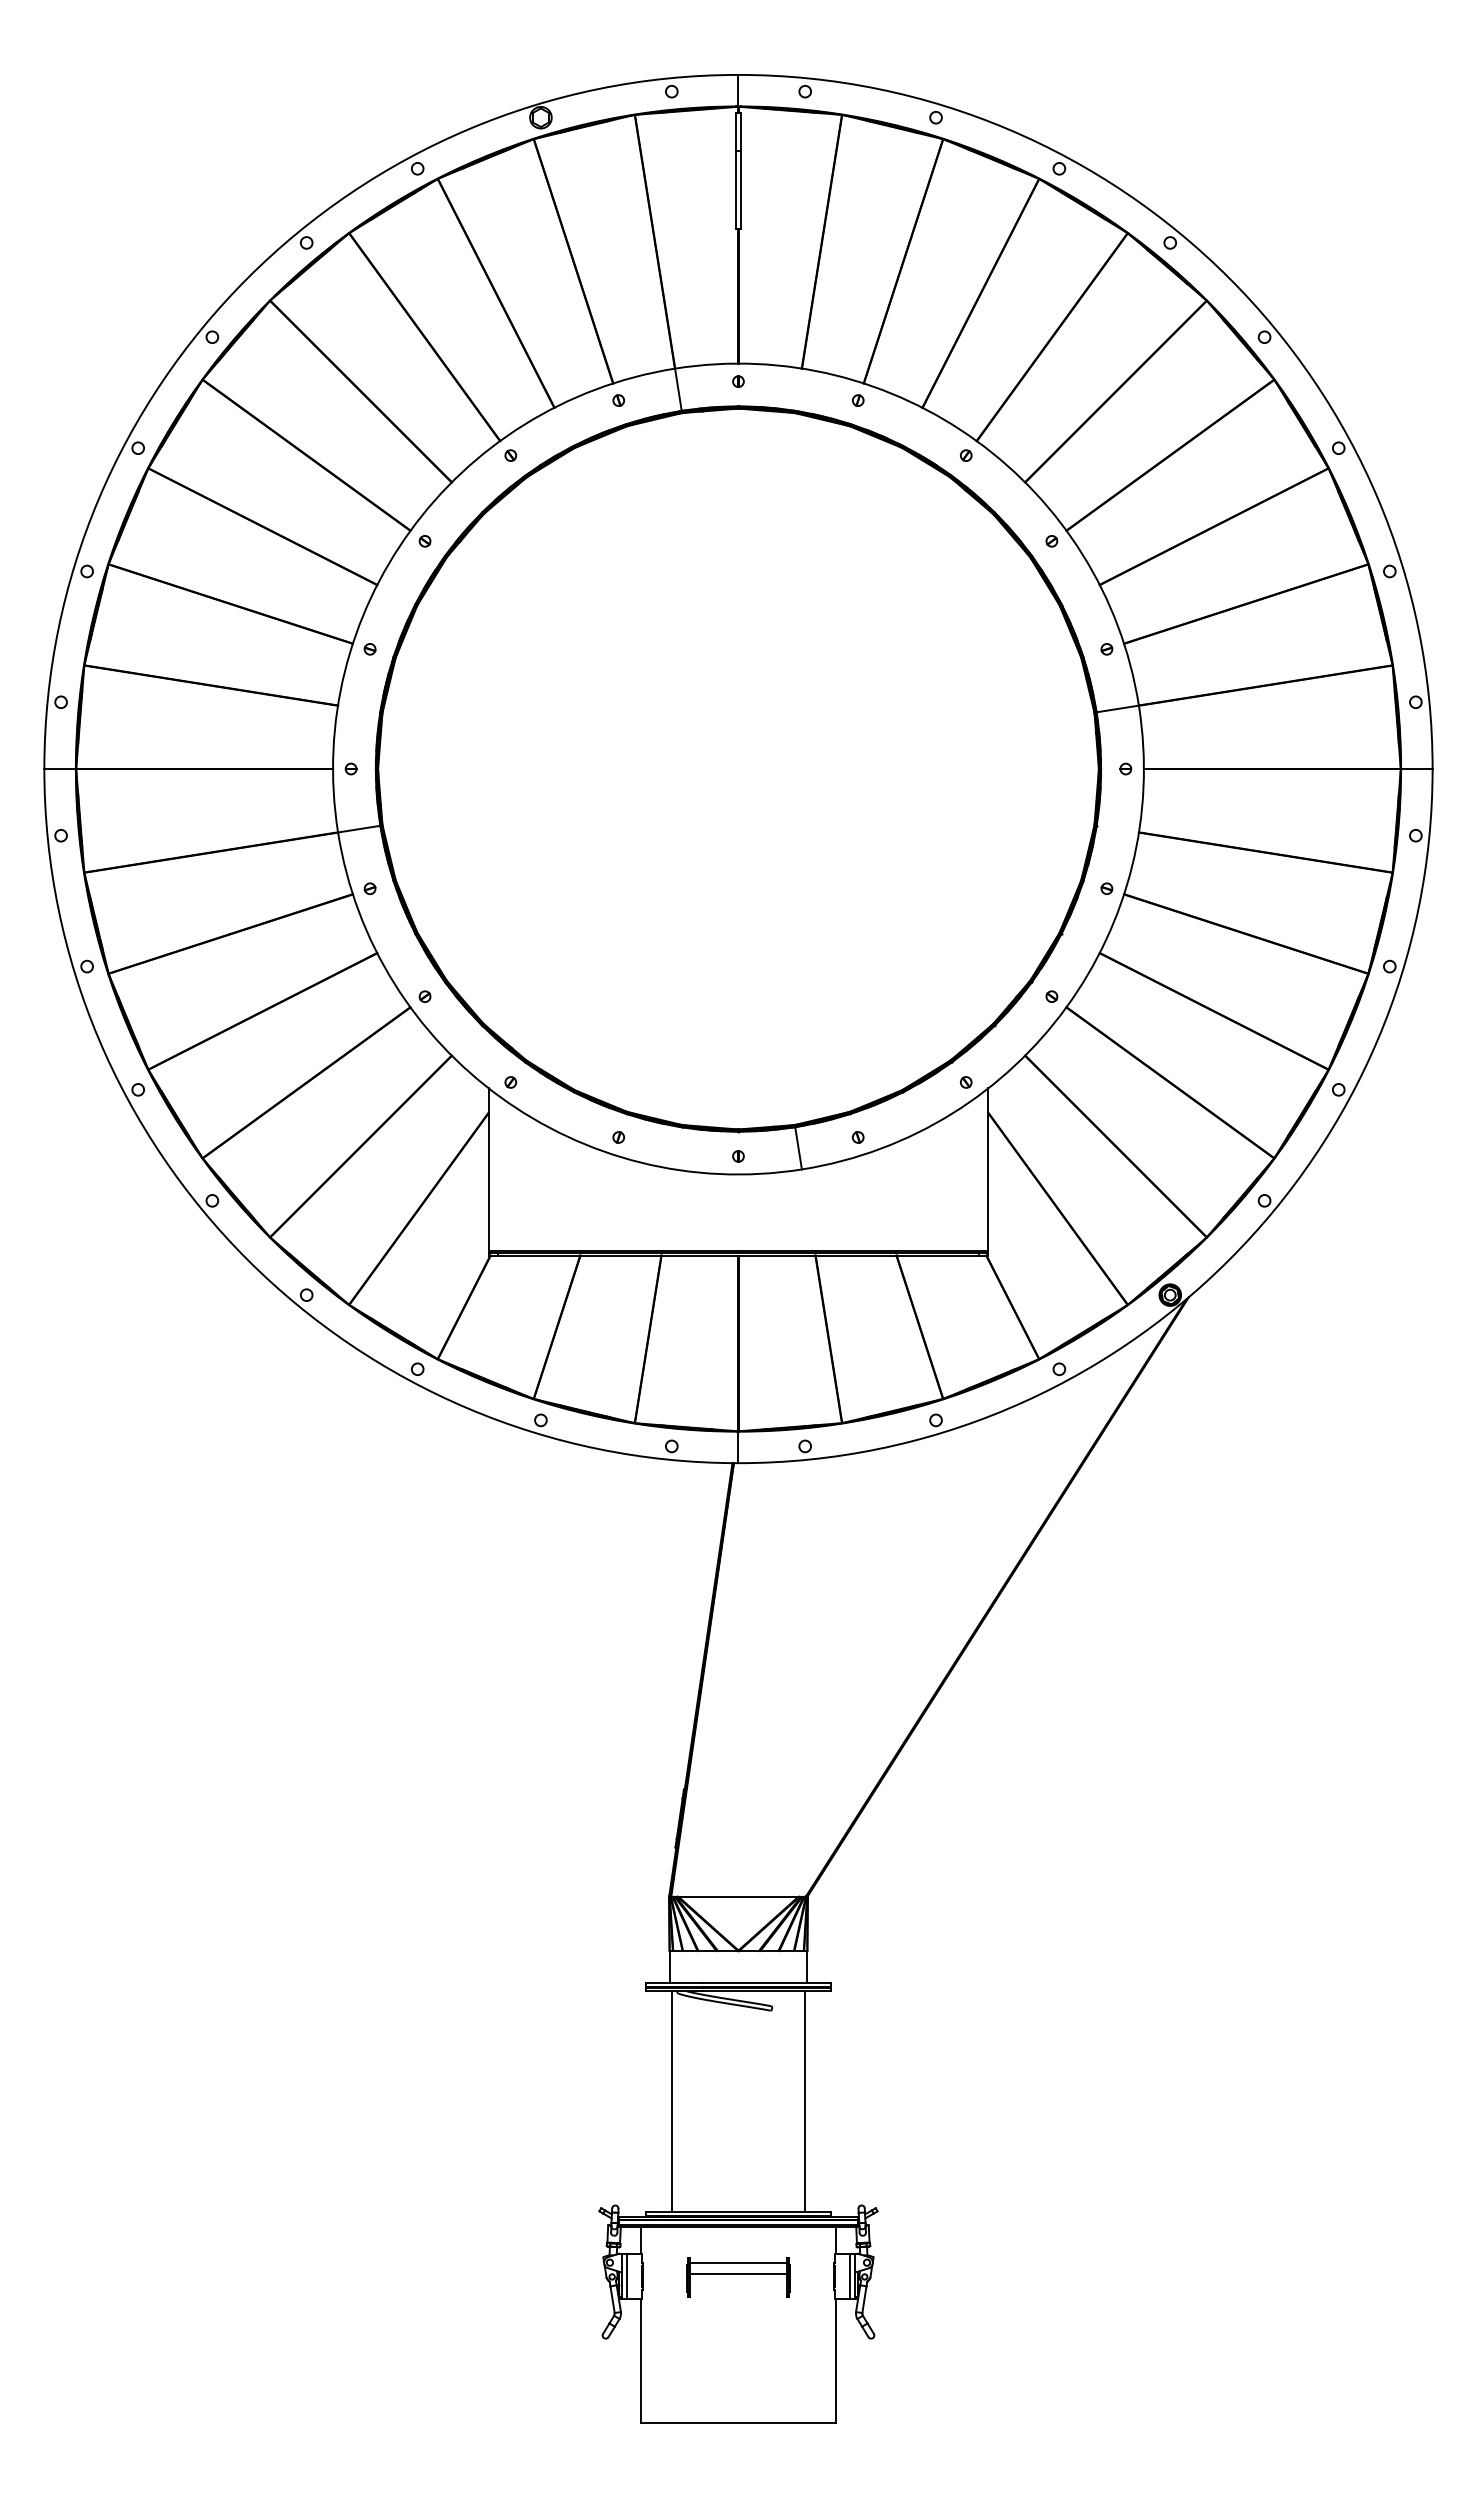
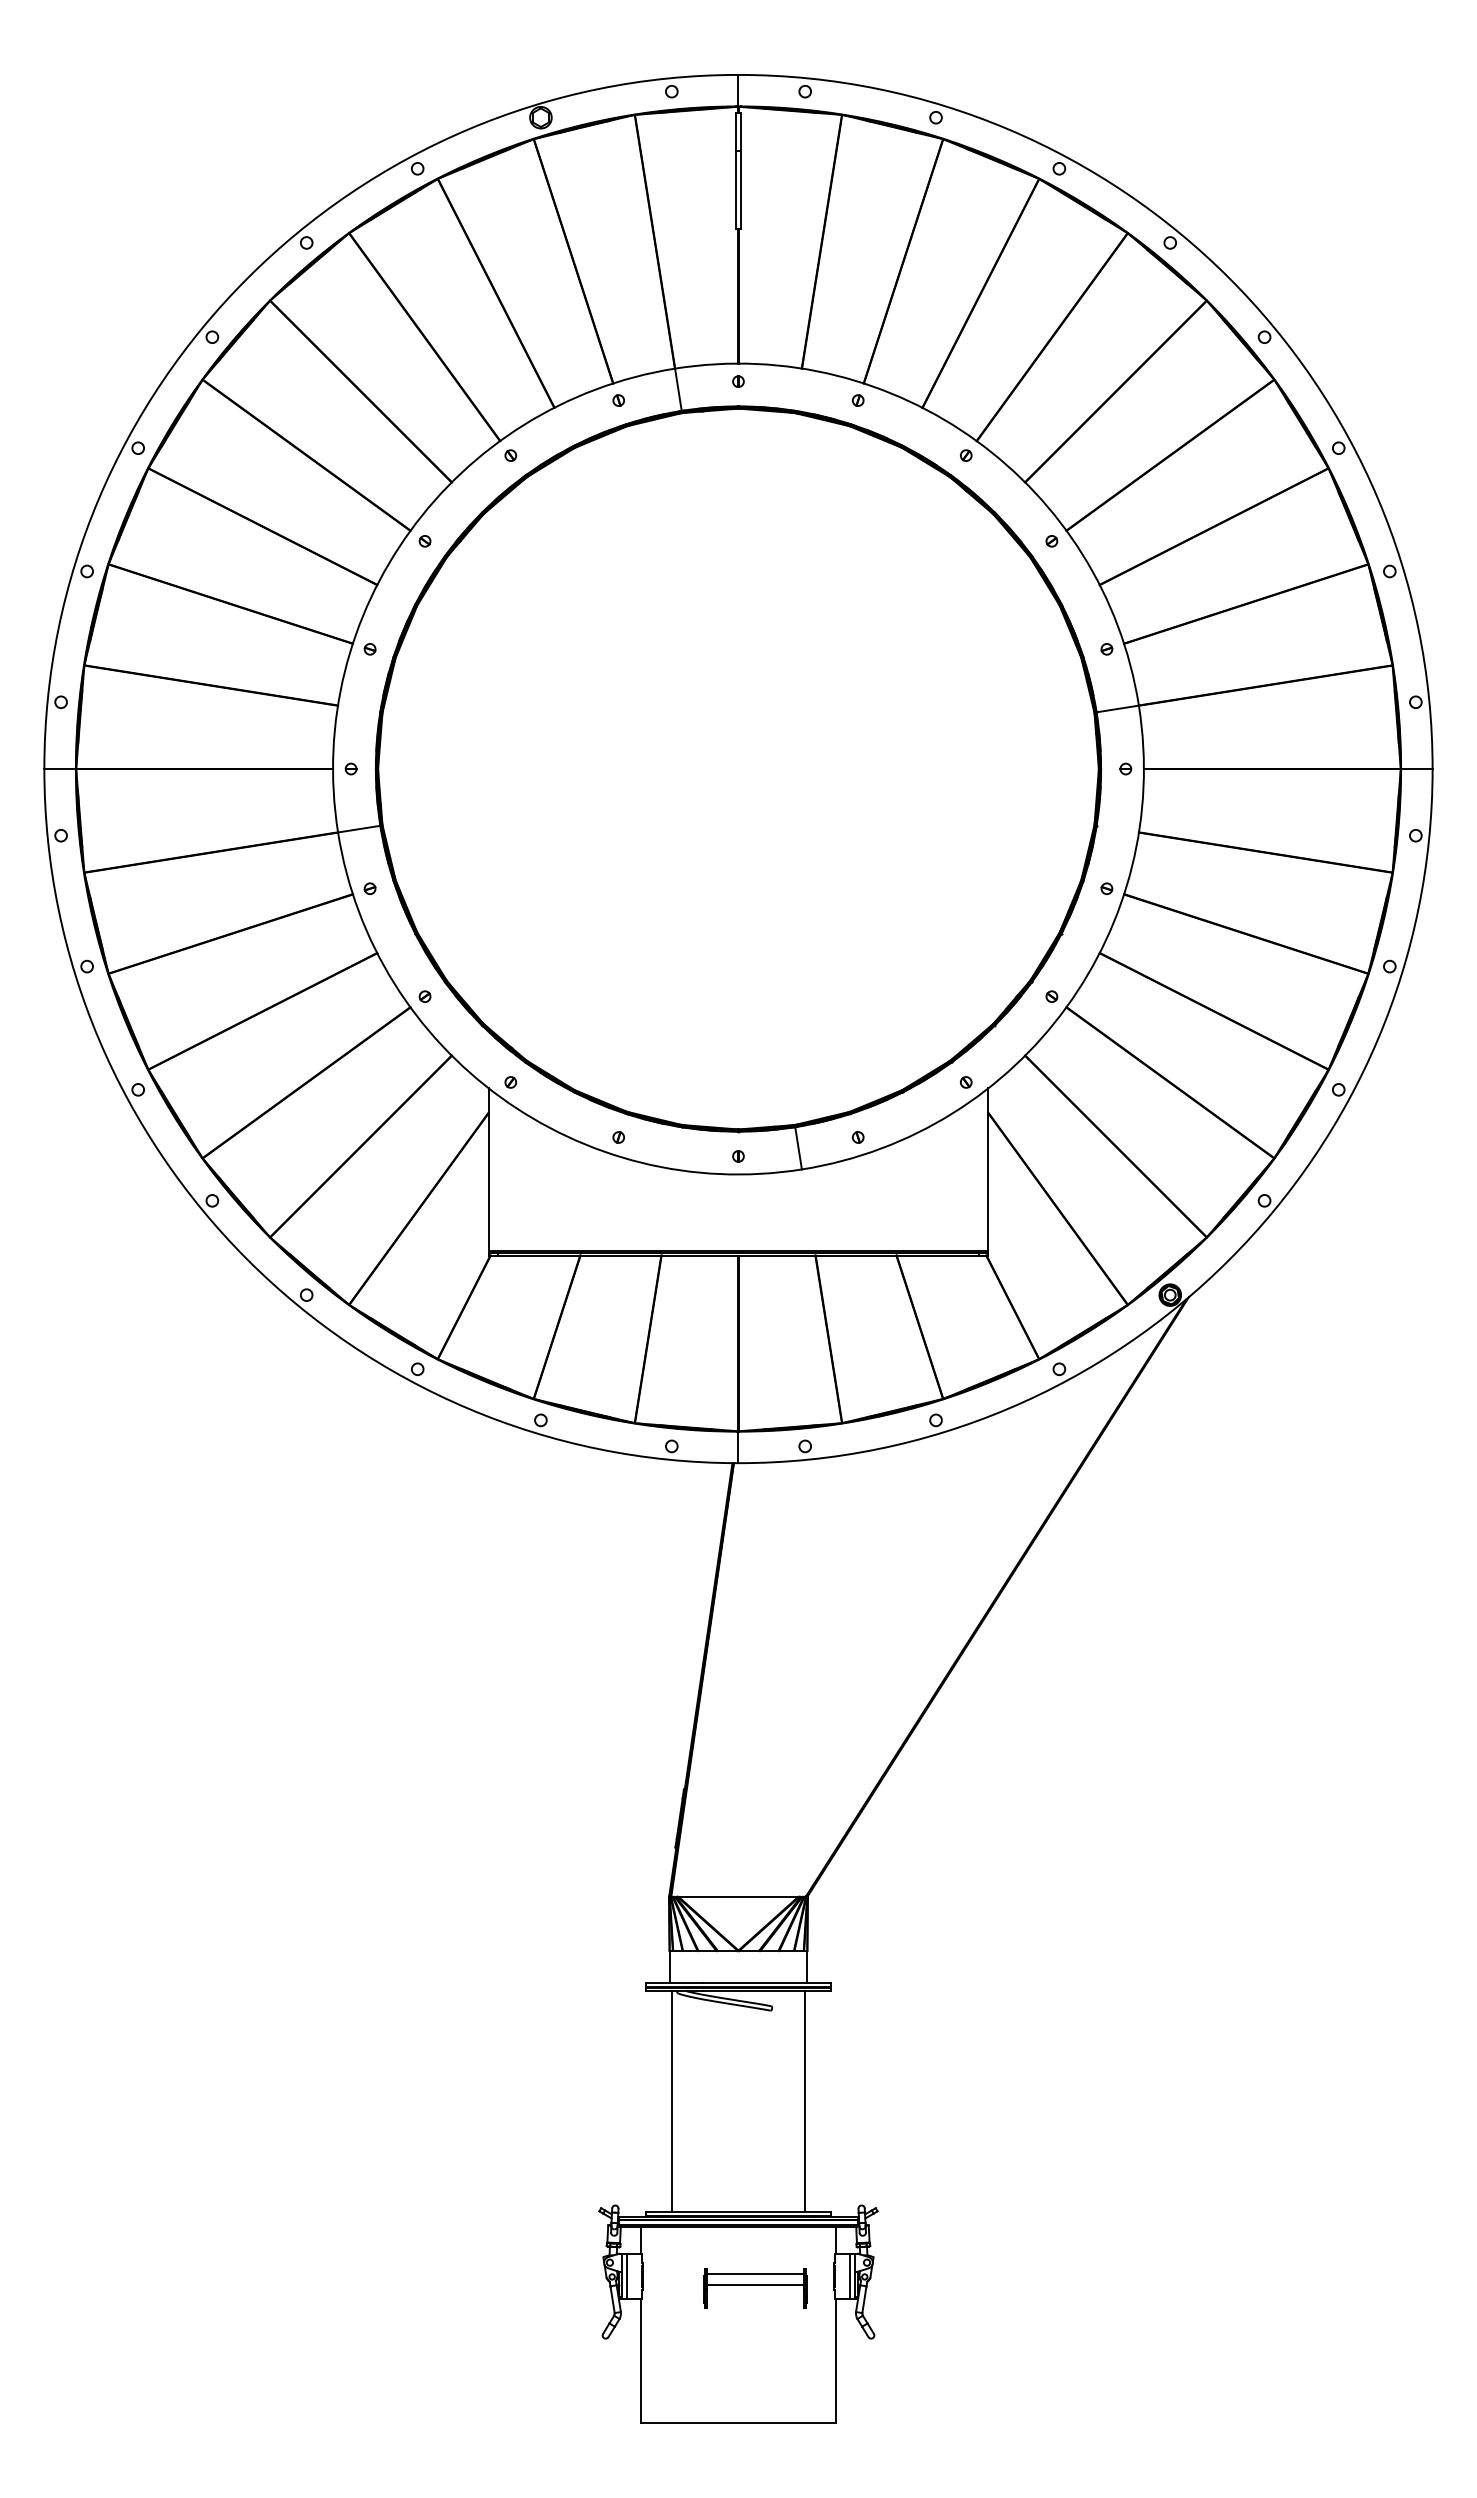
part position: (738, 2277) -> (755, 2288) (755, 2288)
